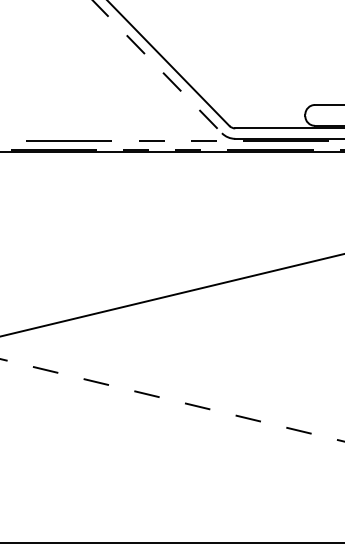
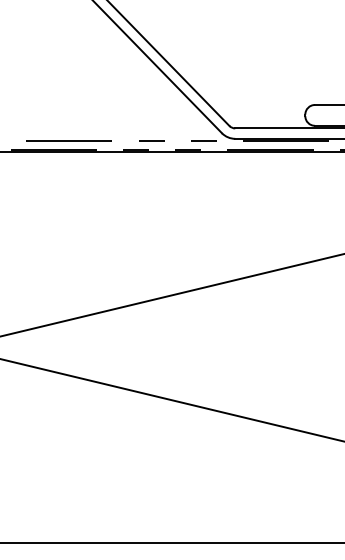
line: dashed -> solid (157, 67)
line: dashed -> solid (172, 400)
